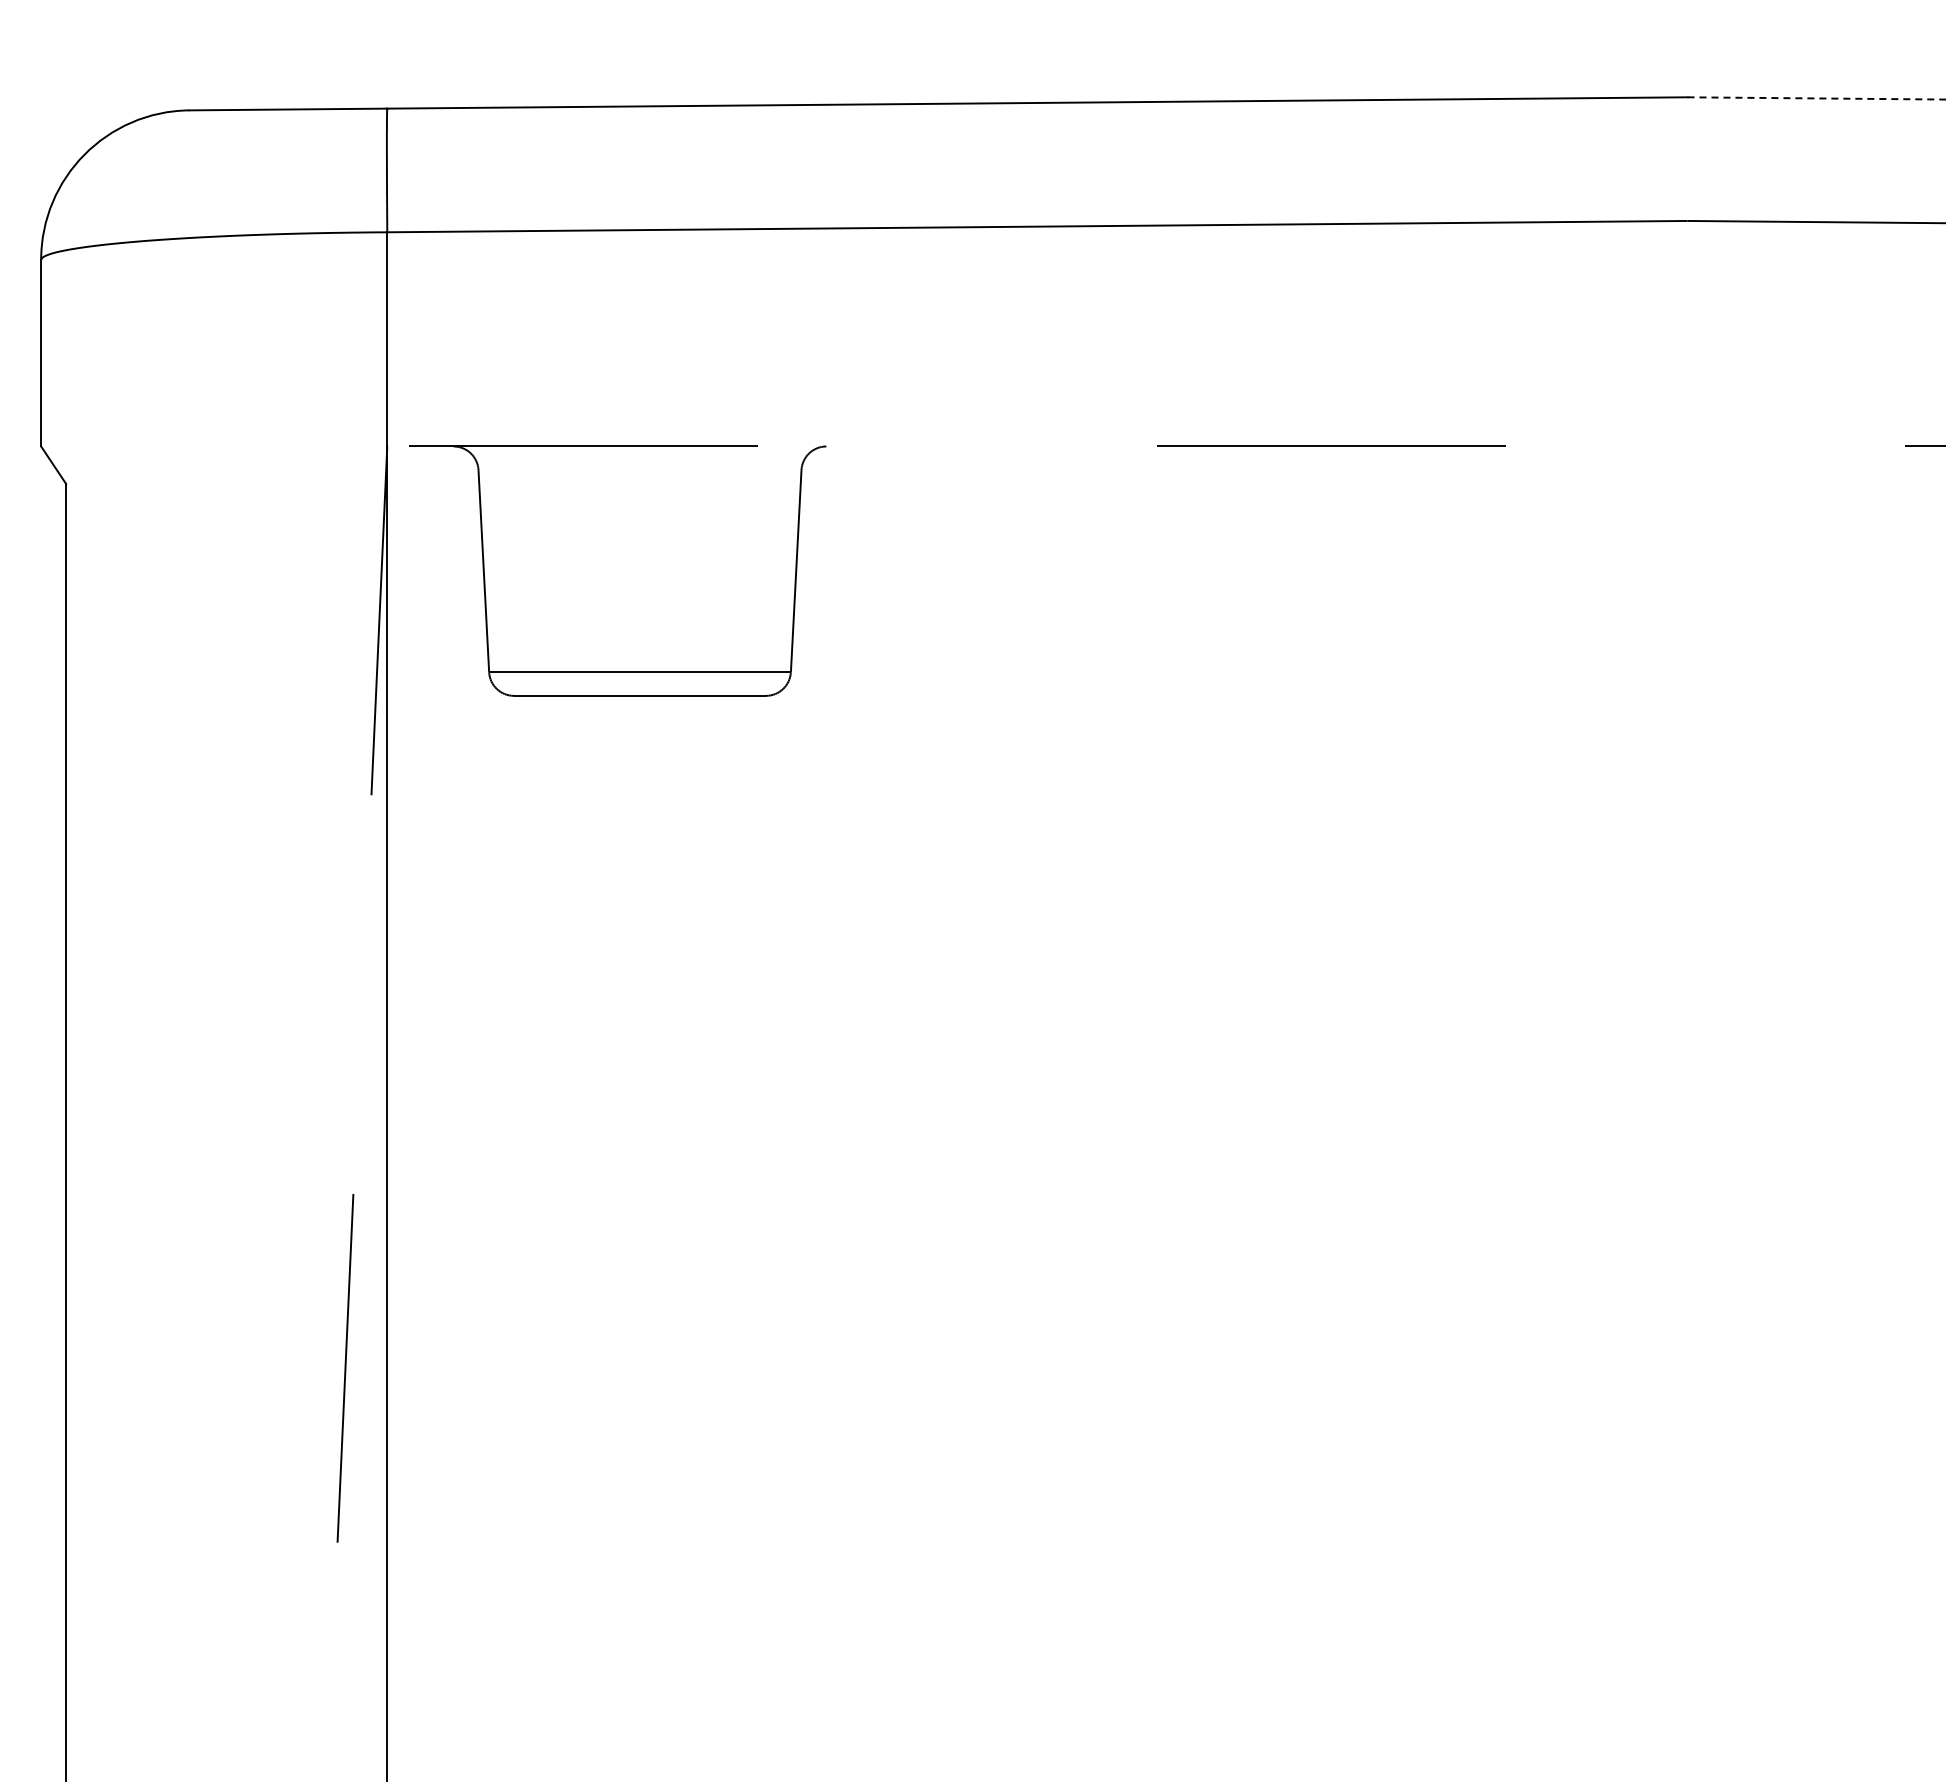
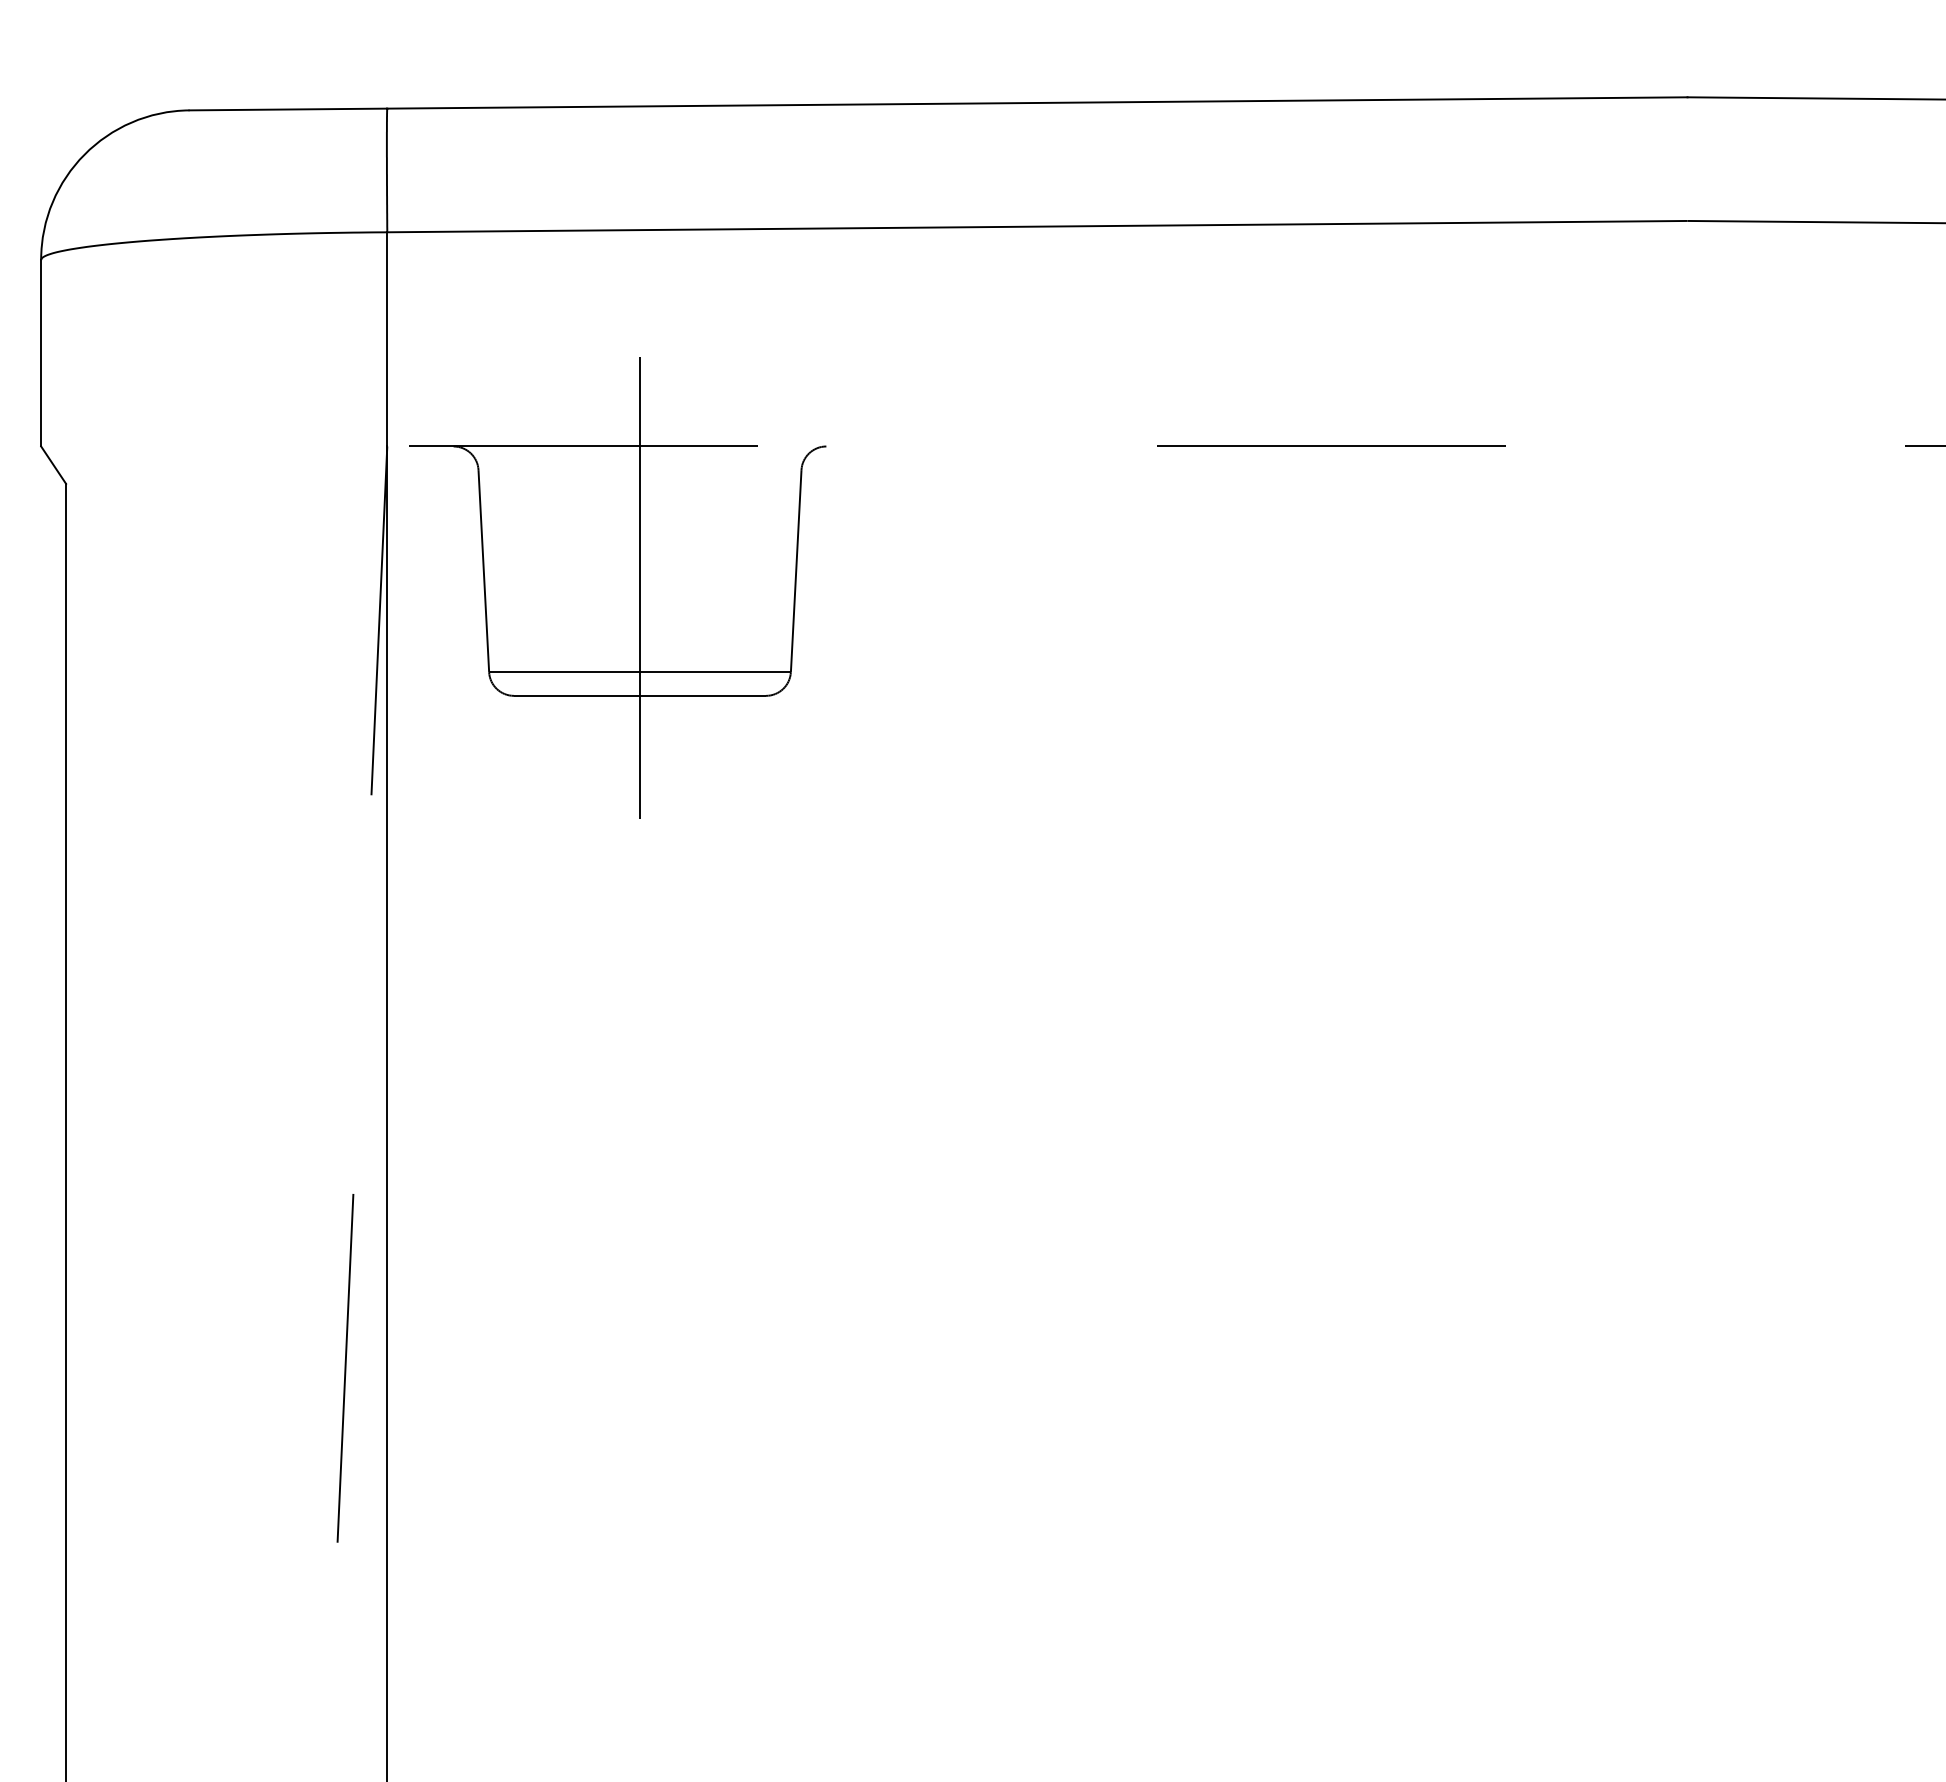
line: dashed -> solid (1816, 98)
line: none -> present (640, 587)
